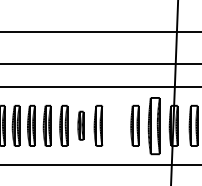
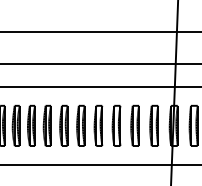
part size: 8x31 px -> 10x43 px (80, 125)
part: none -> present (116, 125)
part size: 14x59 px -> 10x43 px (153, 125)
